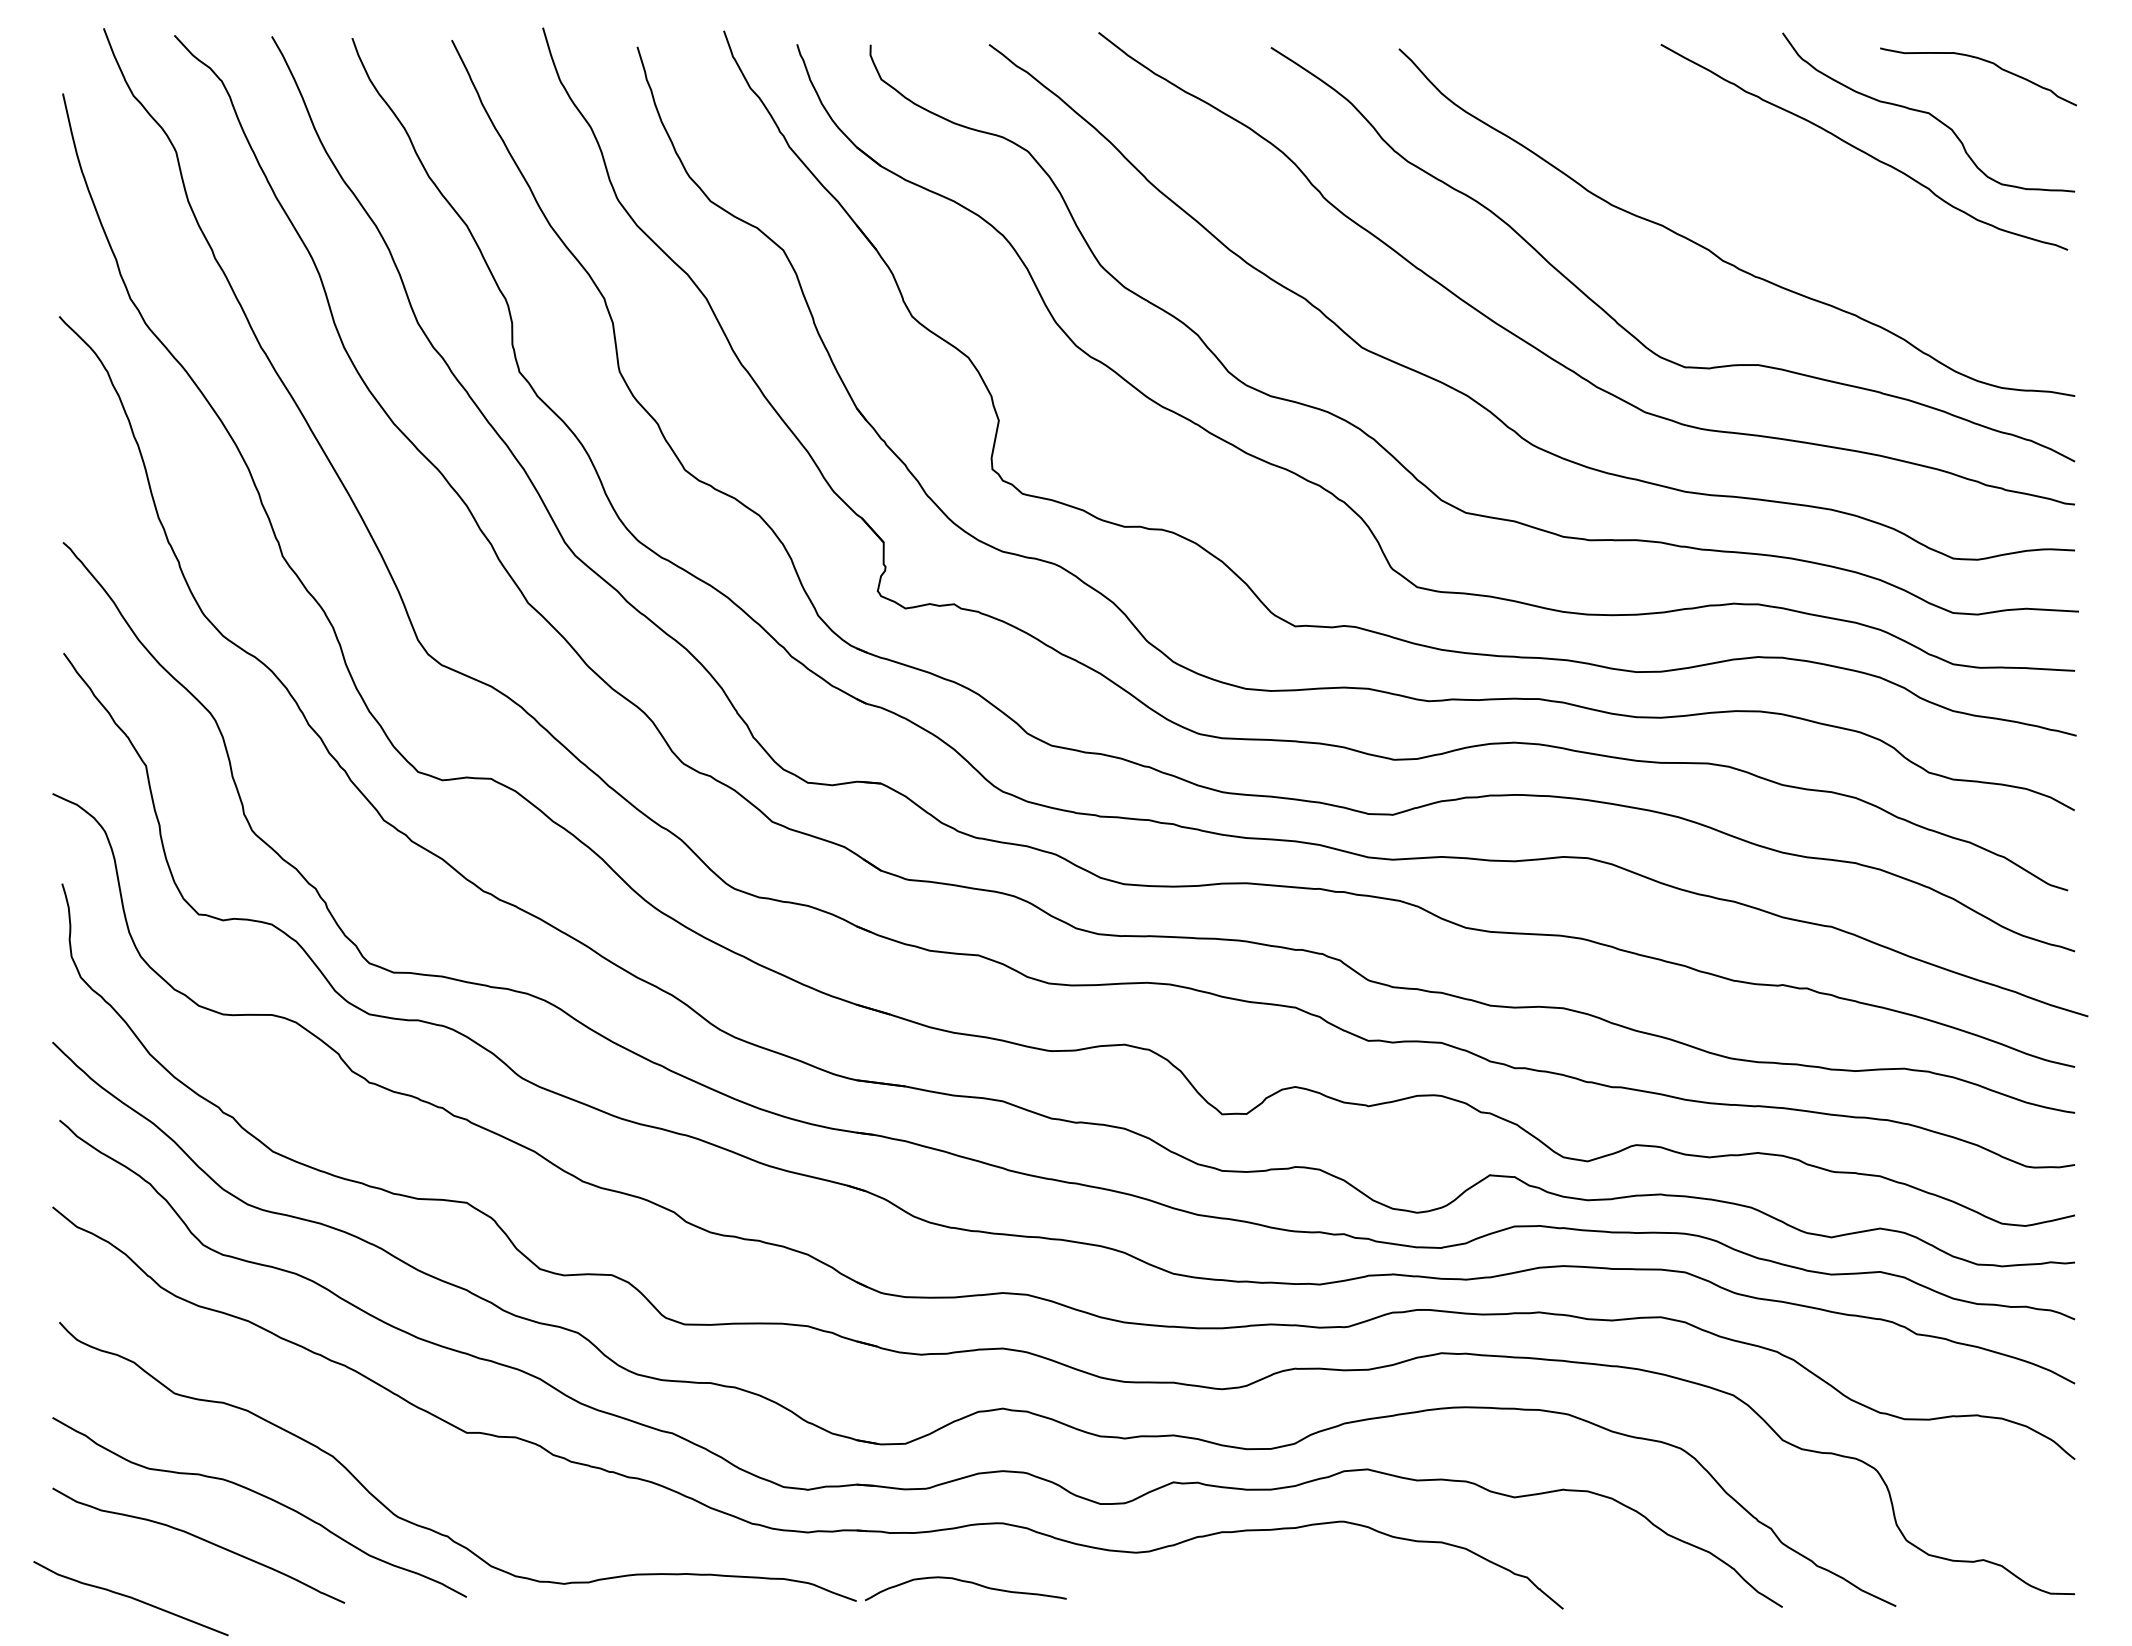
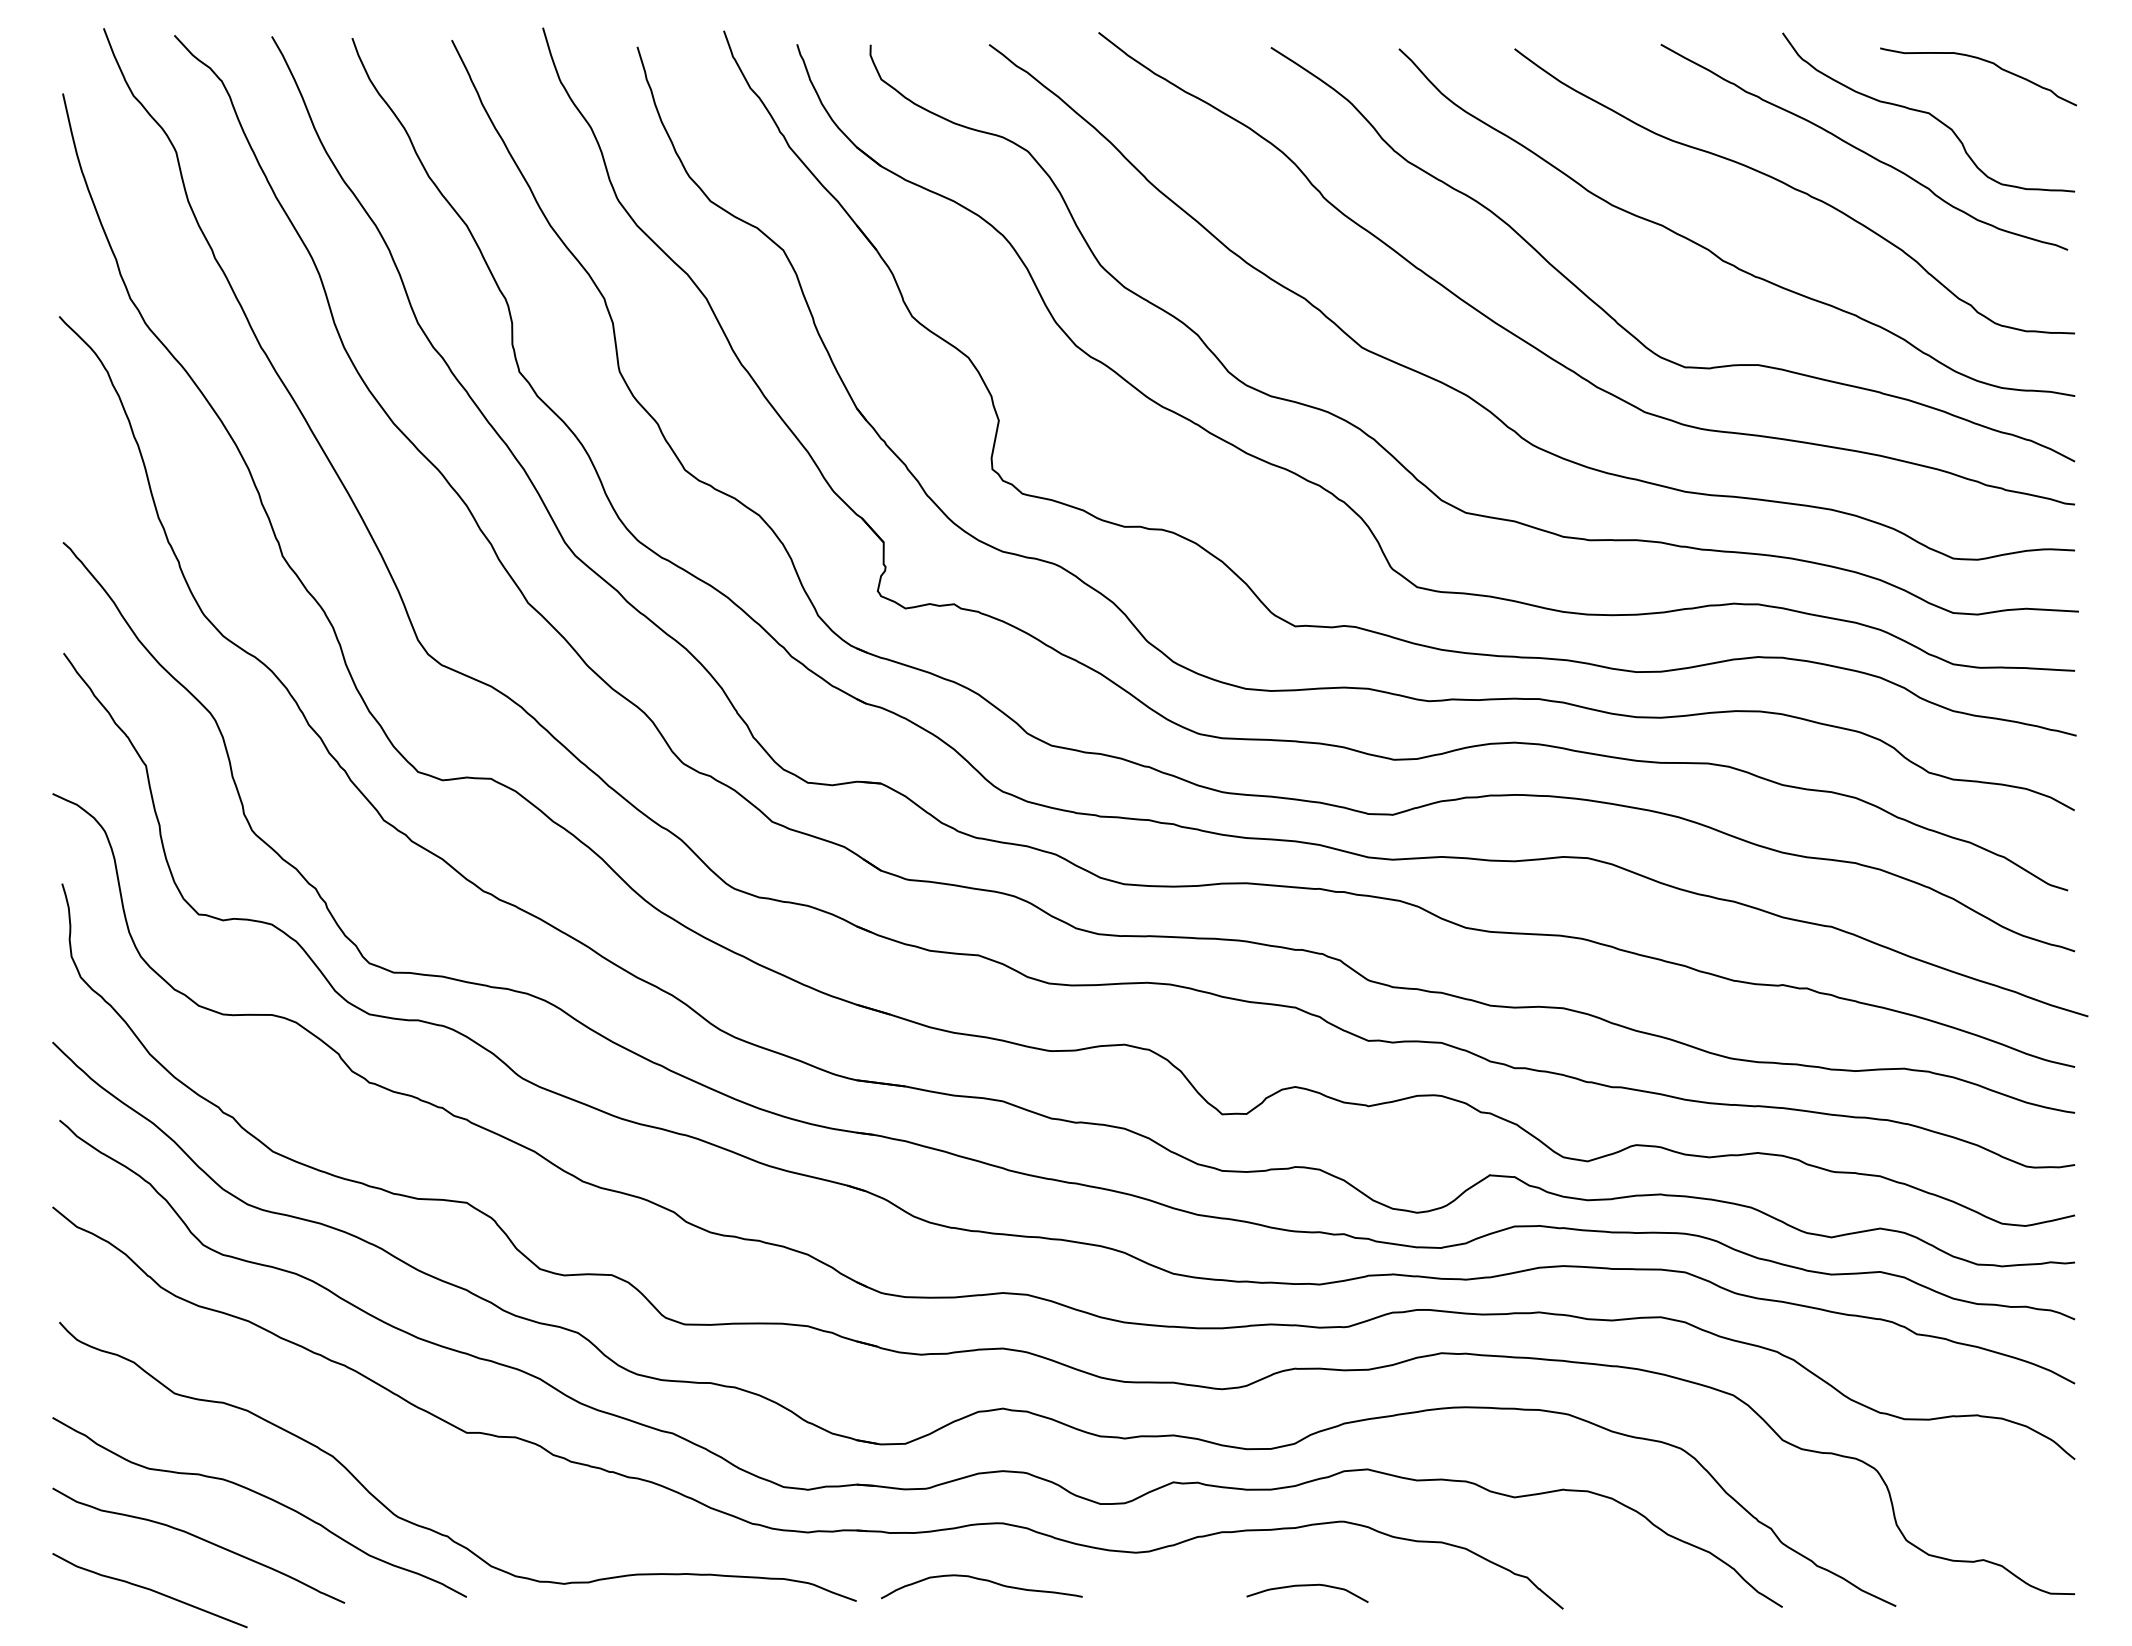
curve: none -> present (1795, 190)
curve position: (965, 1582) -> (981, 1580) (981, 1580)
curve: none -> present (1307, 1586)
curve position: (130, 1598) -> (149, 1590) (149, 1590)
